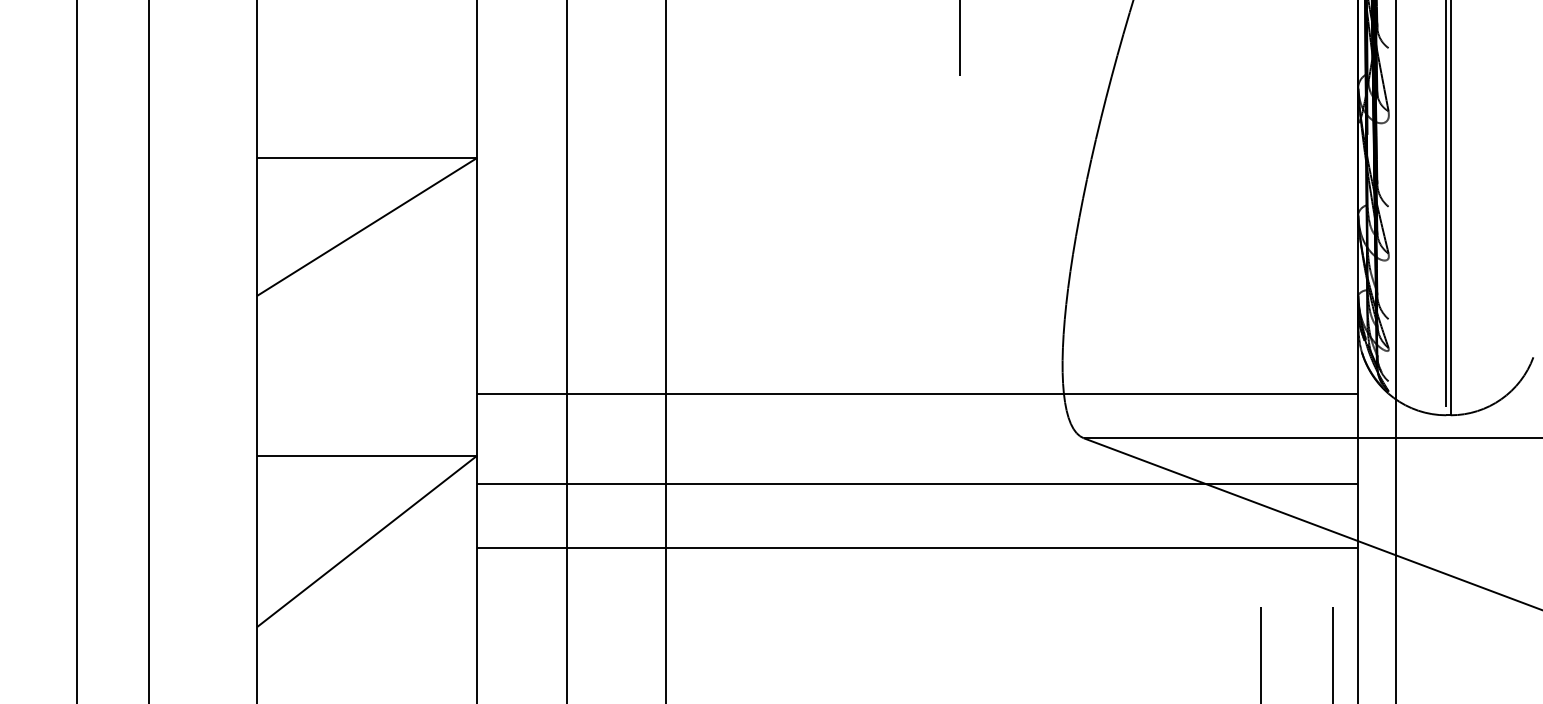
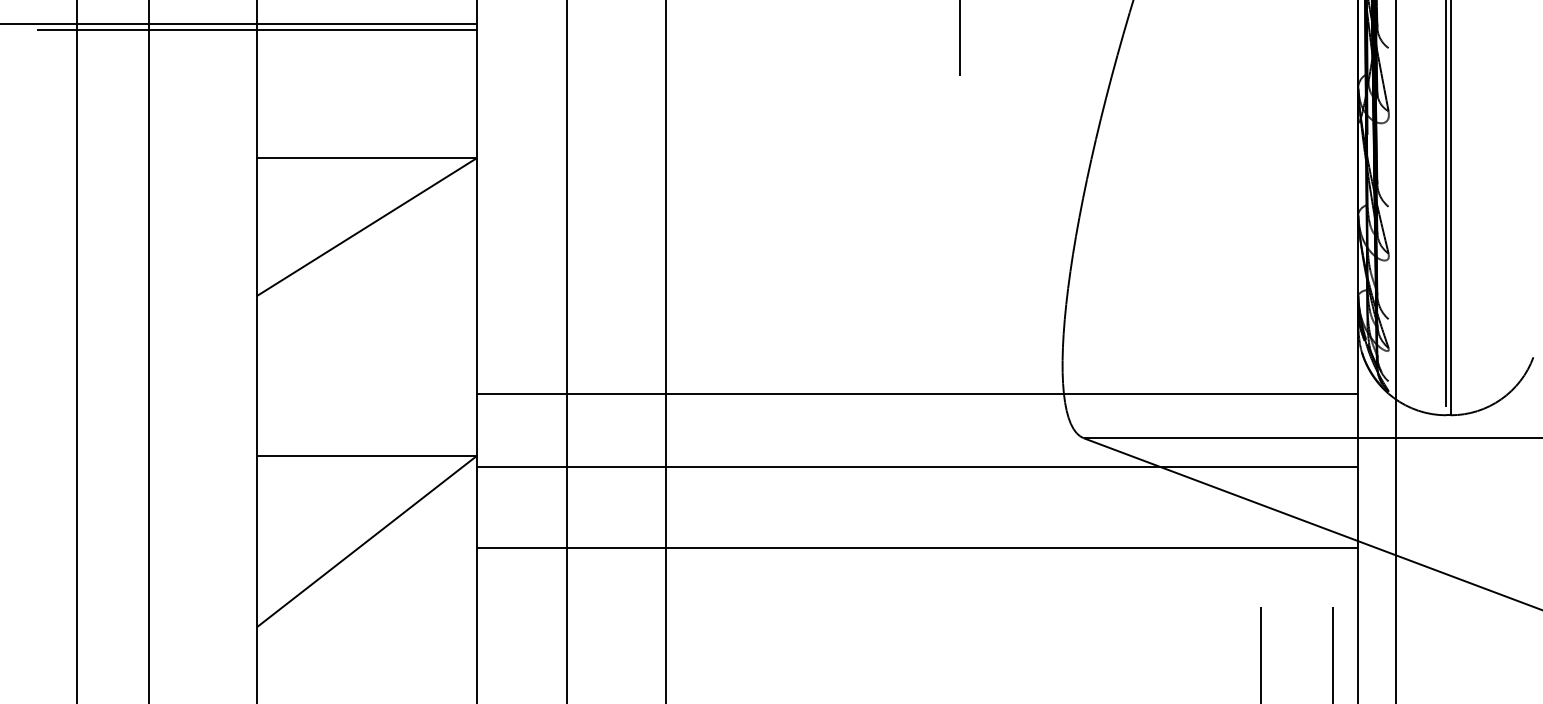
line: none -> present (239, 24)
line: none -> present (256, 29)
line position: (917, 484) -> (917, 467) (917, 467)
